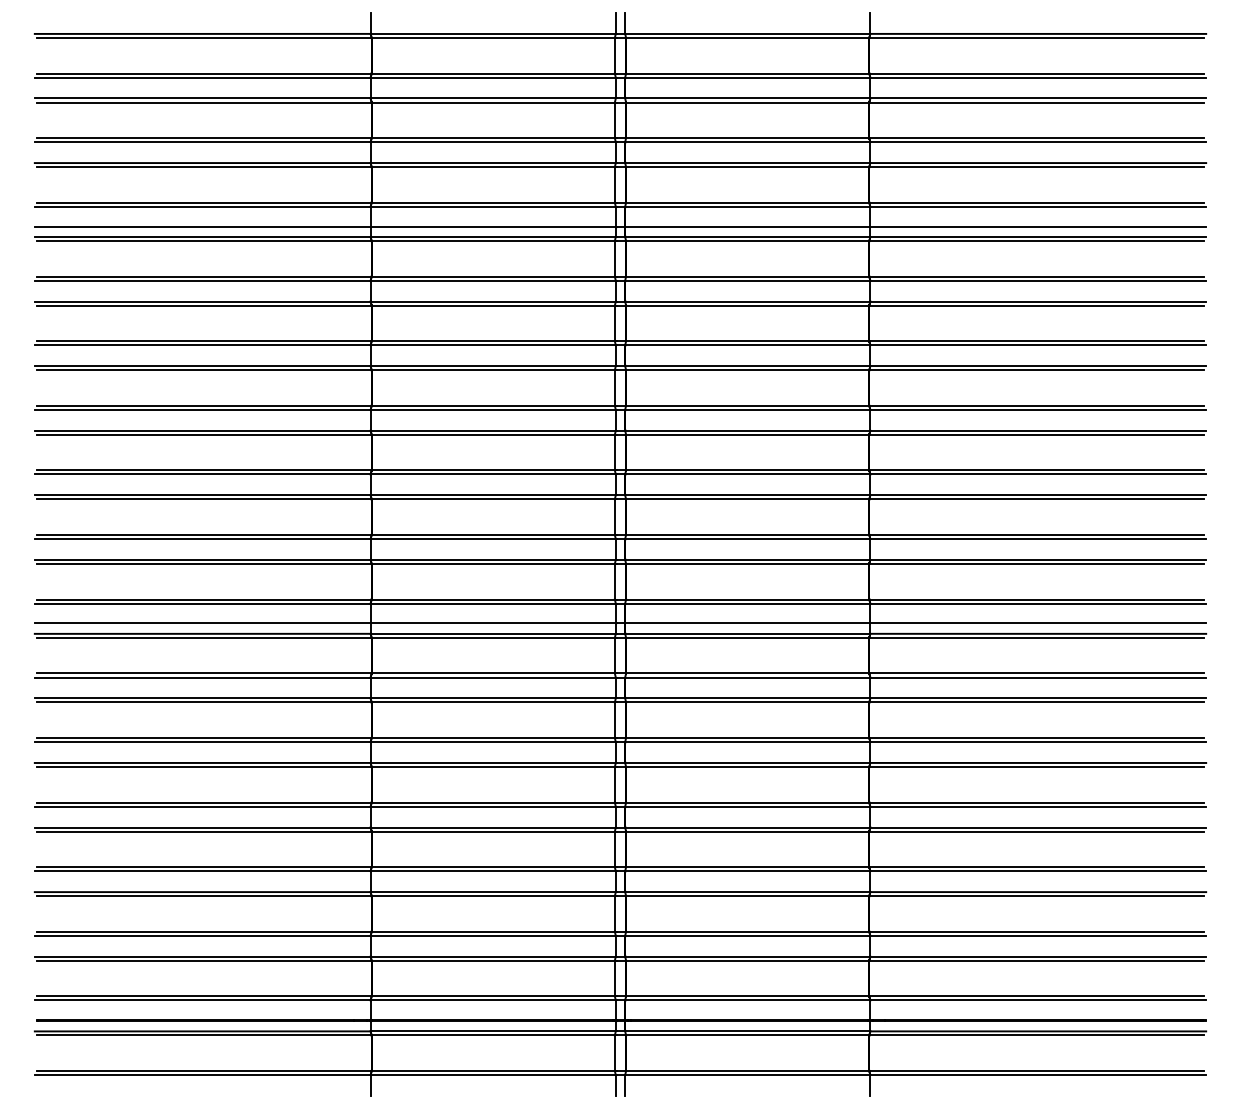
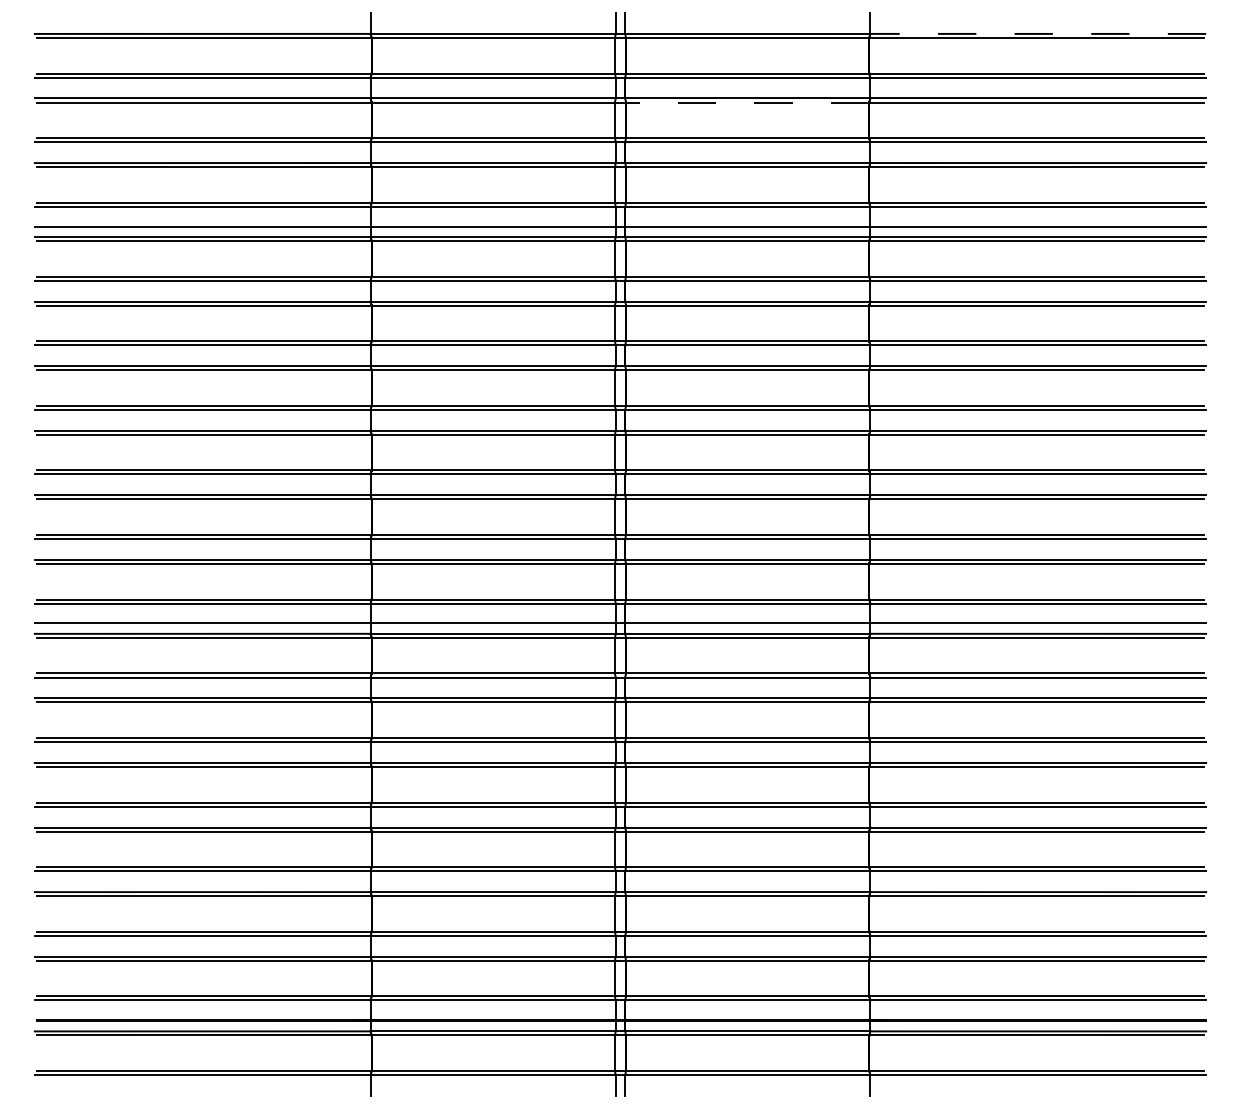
line: solid -> dashed (1038, 33)
line: solid -> dashed (747, 102)
